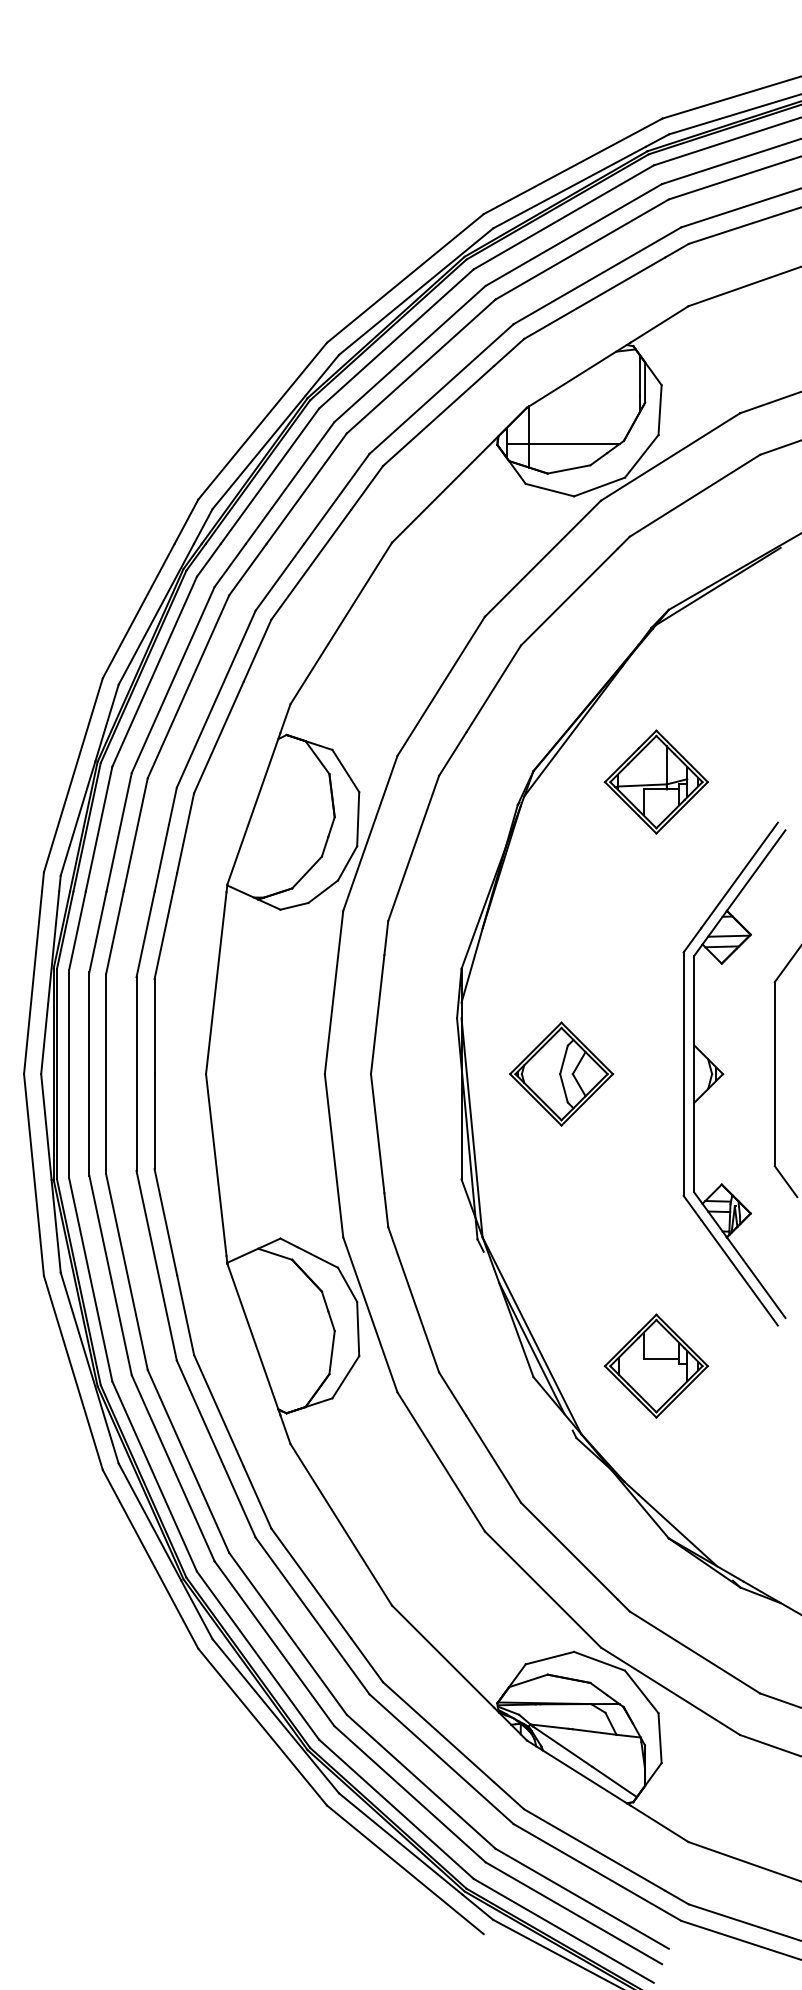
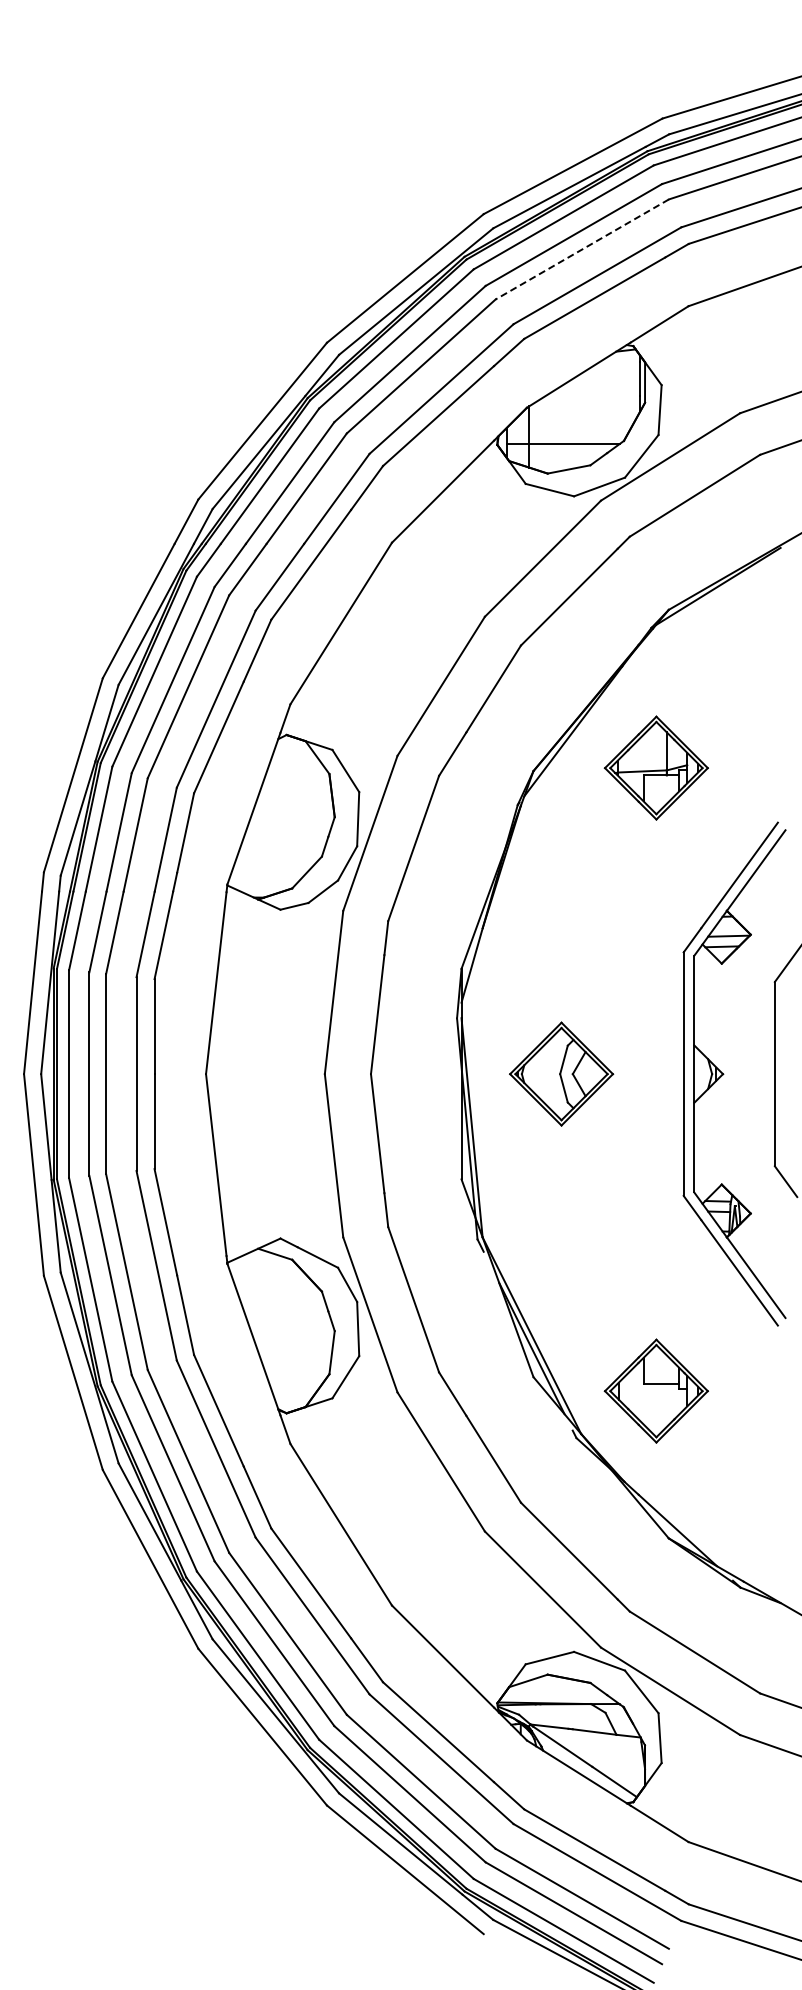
line: solid -> dashed (581, 249)
part position: (655, 781) -> (655, 767) (655, 767)
part position: (655, 1365) -> (655, 1390) (655, 1390)
